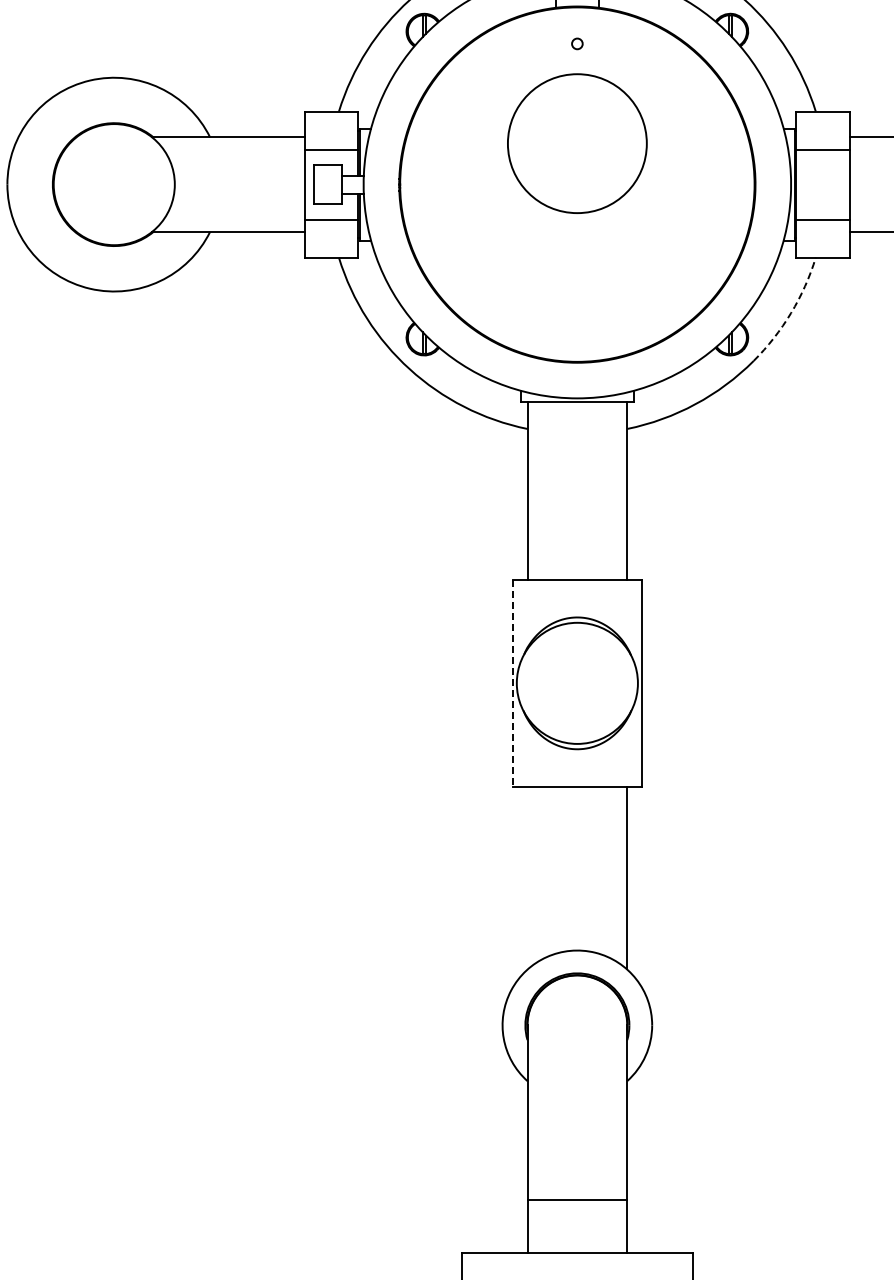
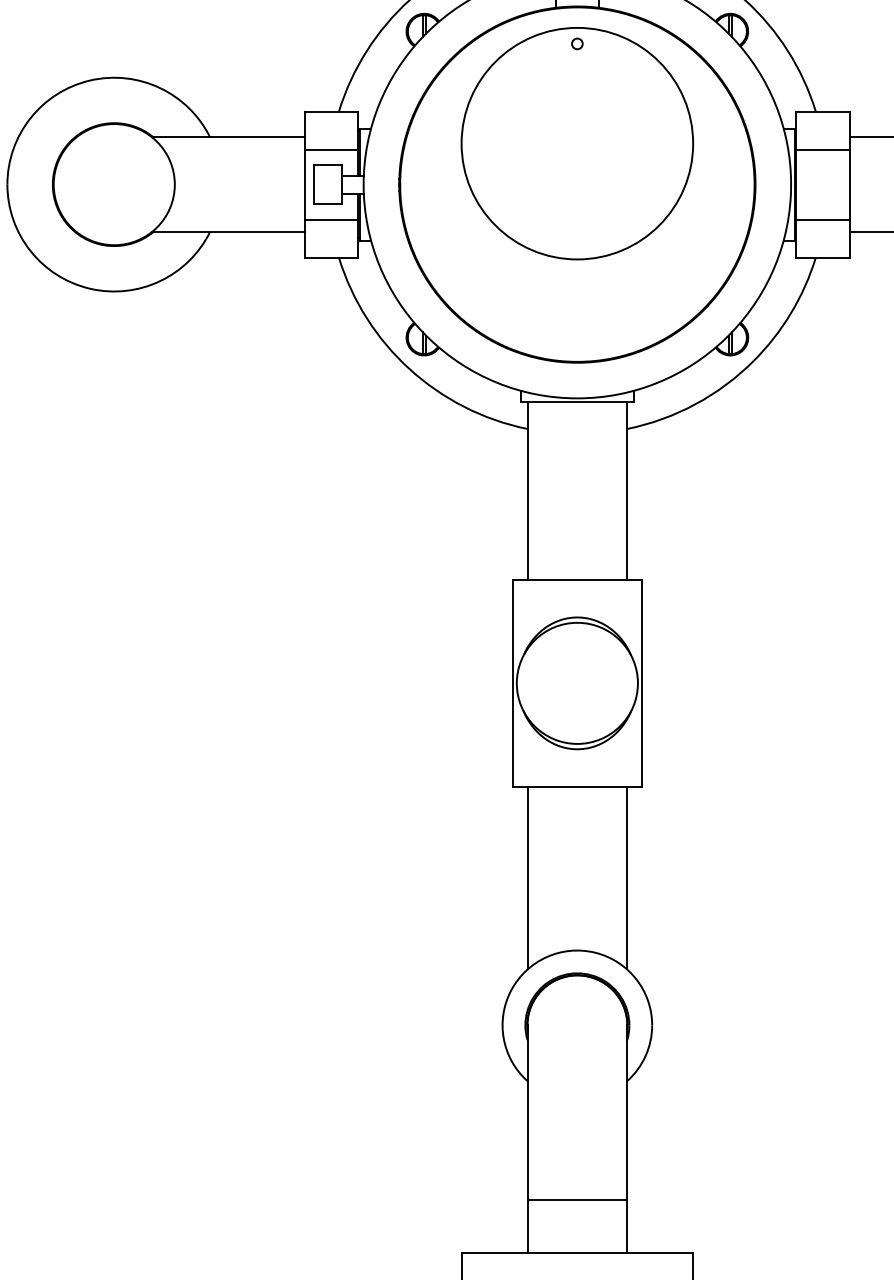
circle diameter: 139 px -> 232 px (577, 143)
arc: dashed -> solid (791, 313)
line: dashed -> solid (513, 683)
line: none -> present (527, 877)
